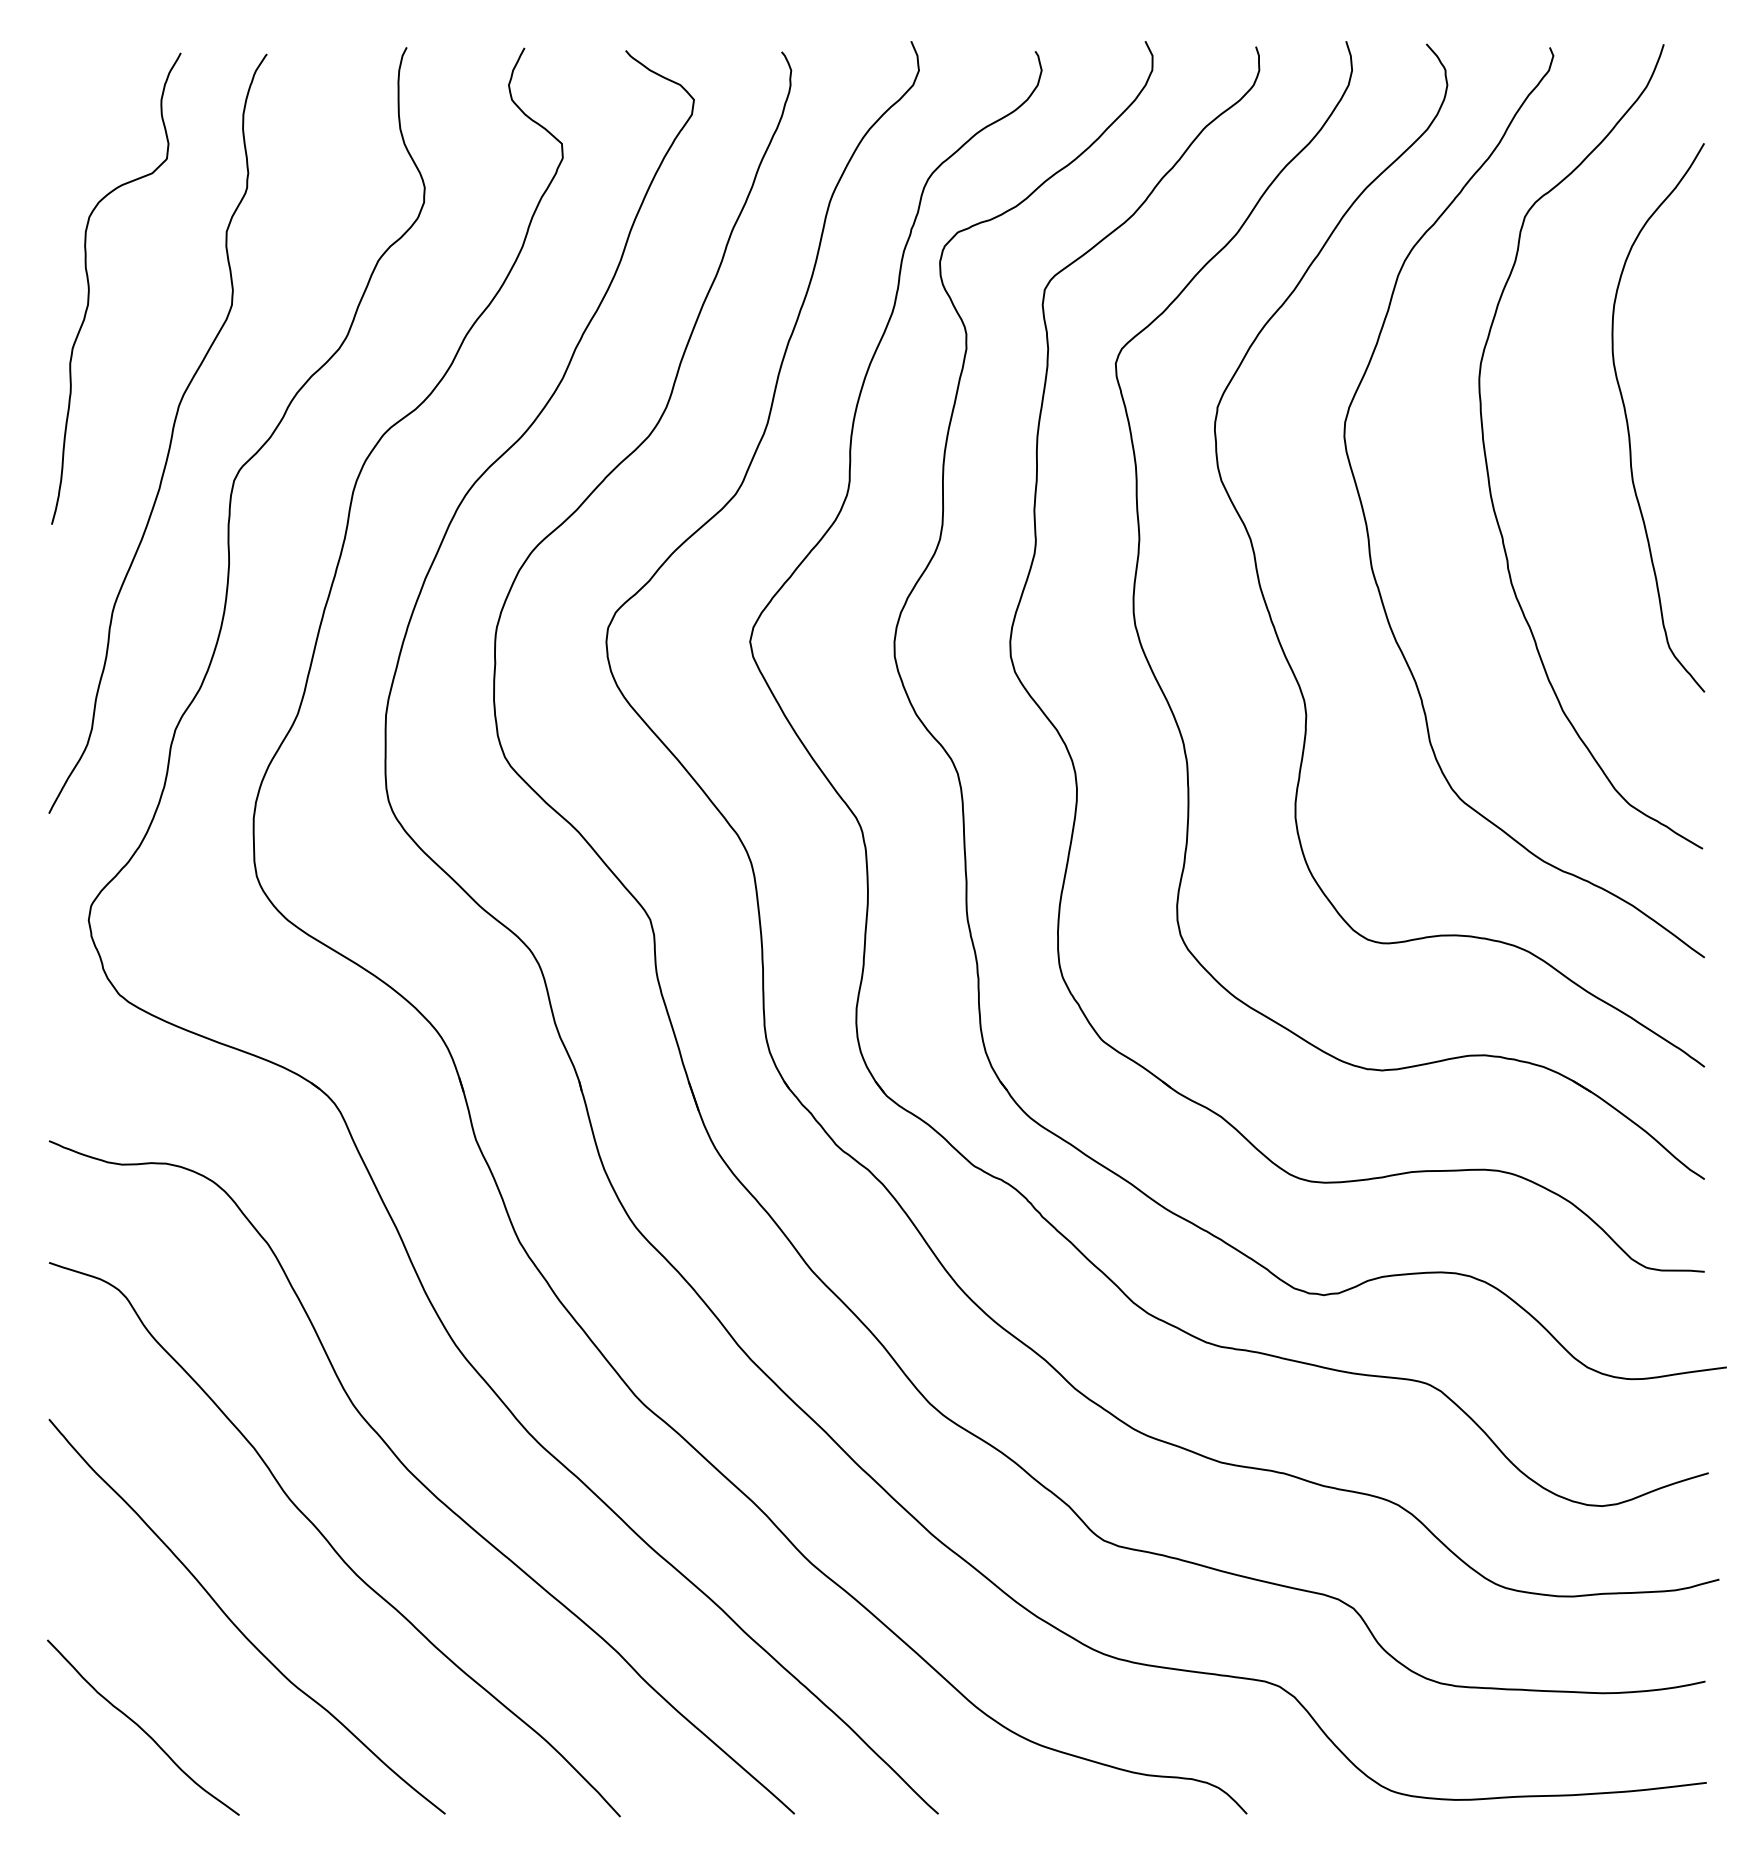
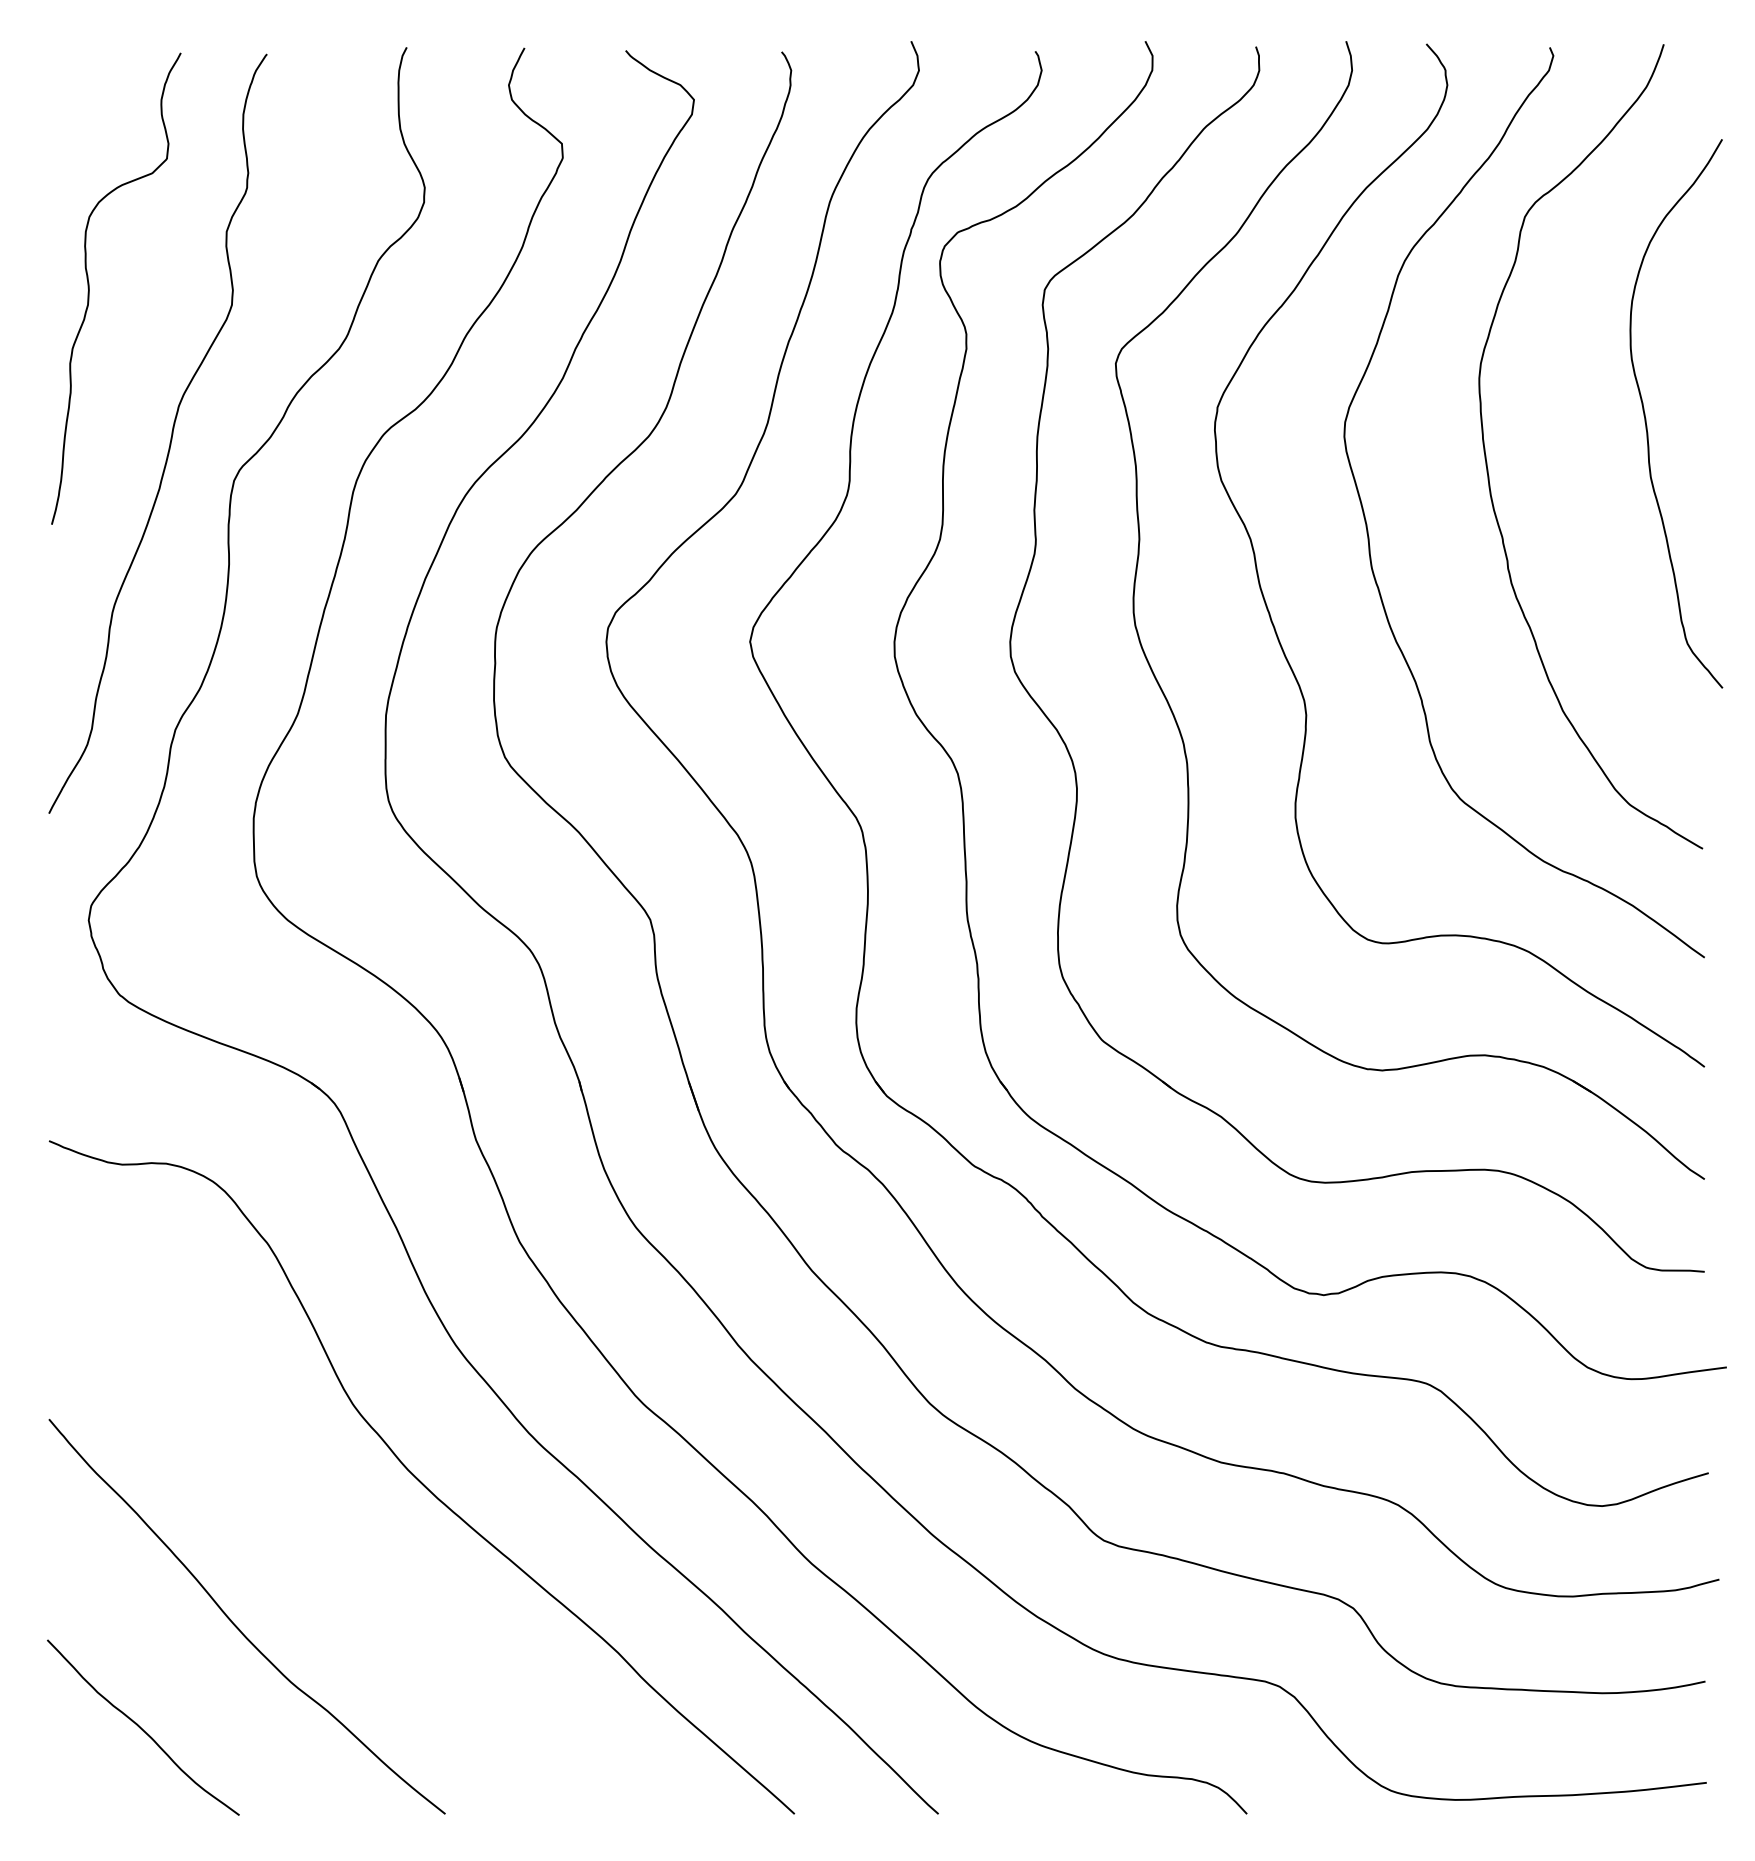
curve position: (1628, 422) -> (1646, 418) (1646, 418)
curve: present -> none (329, 1541)
